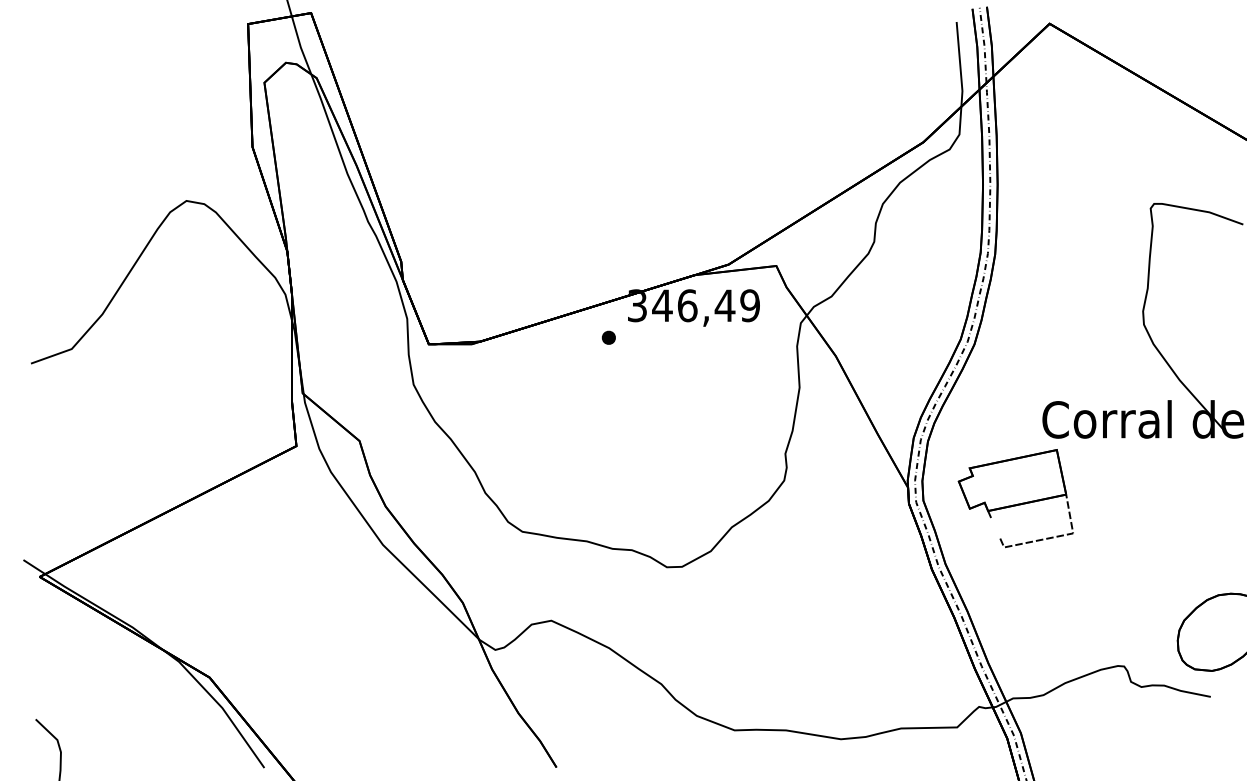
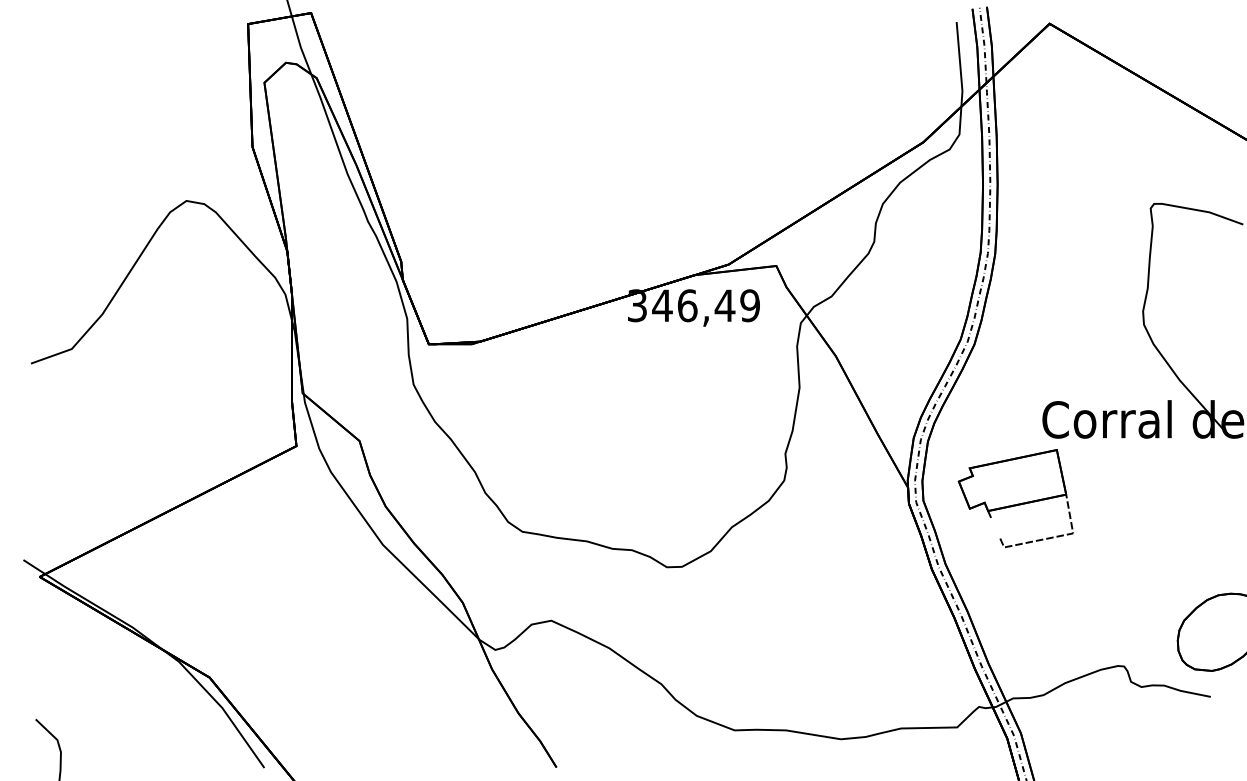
part: present -> none (608, 337)
